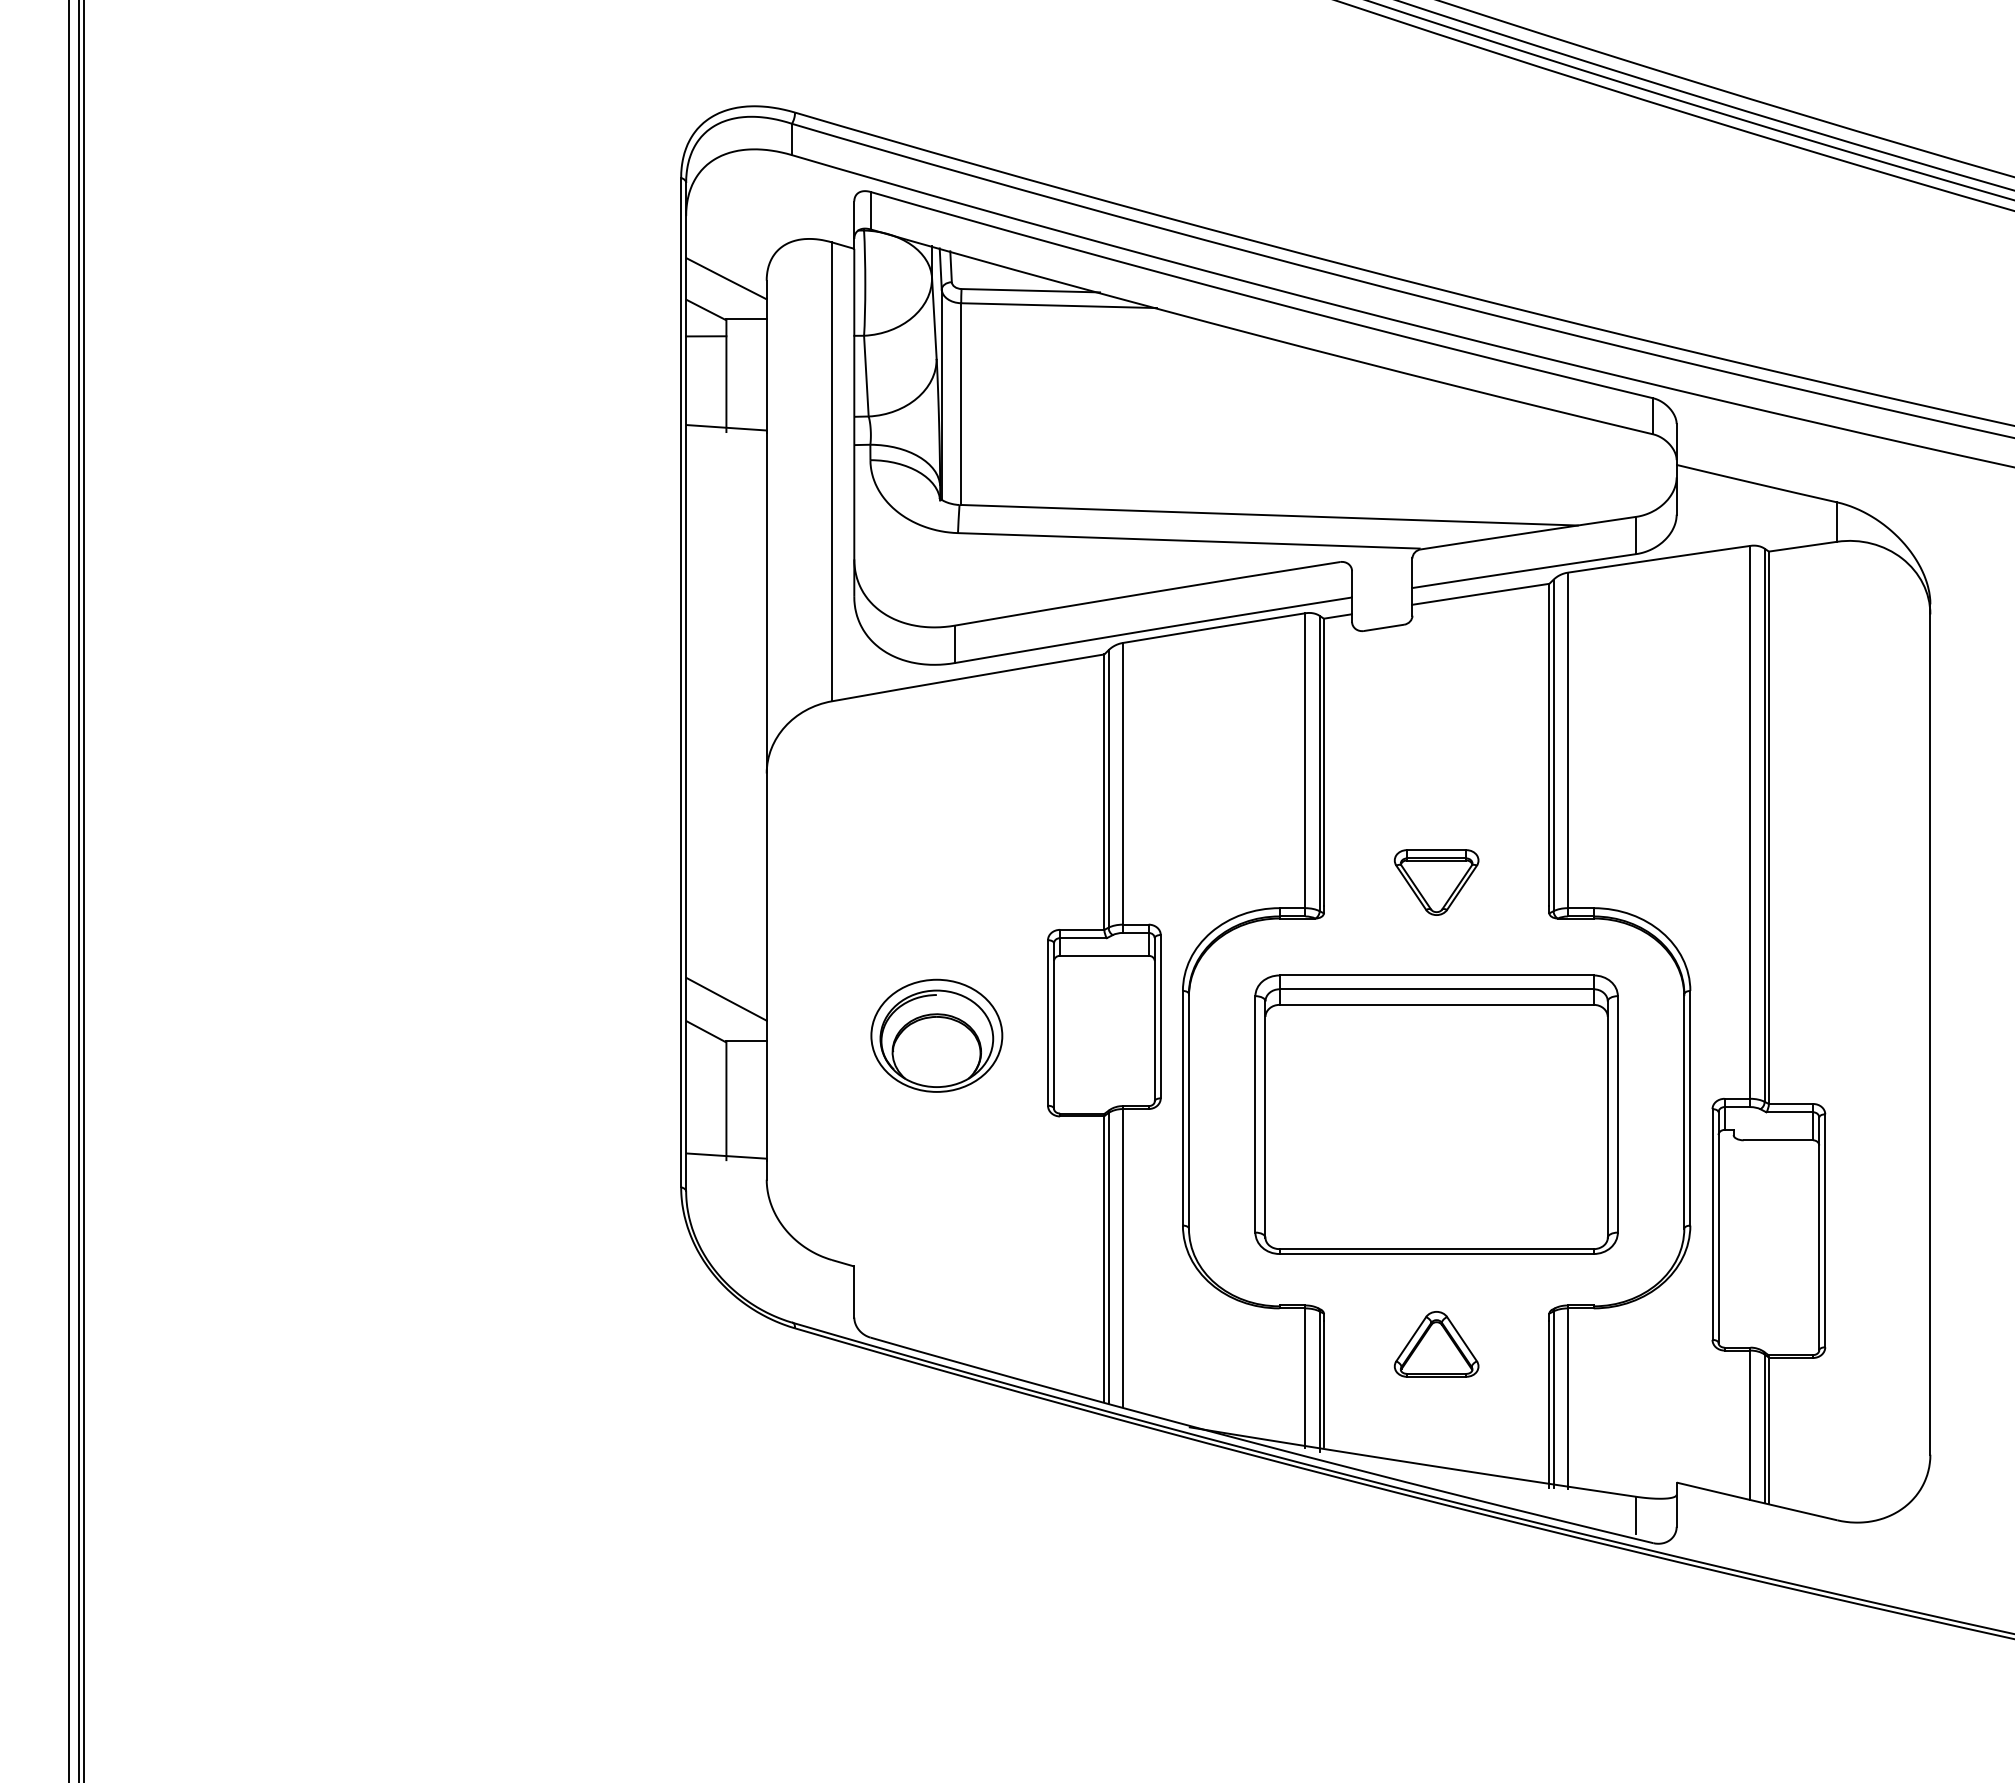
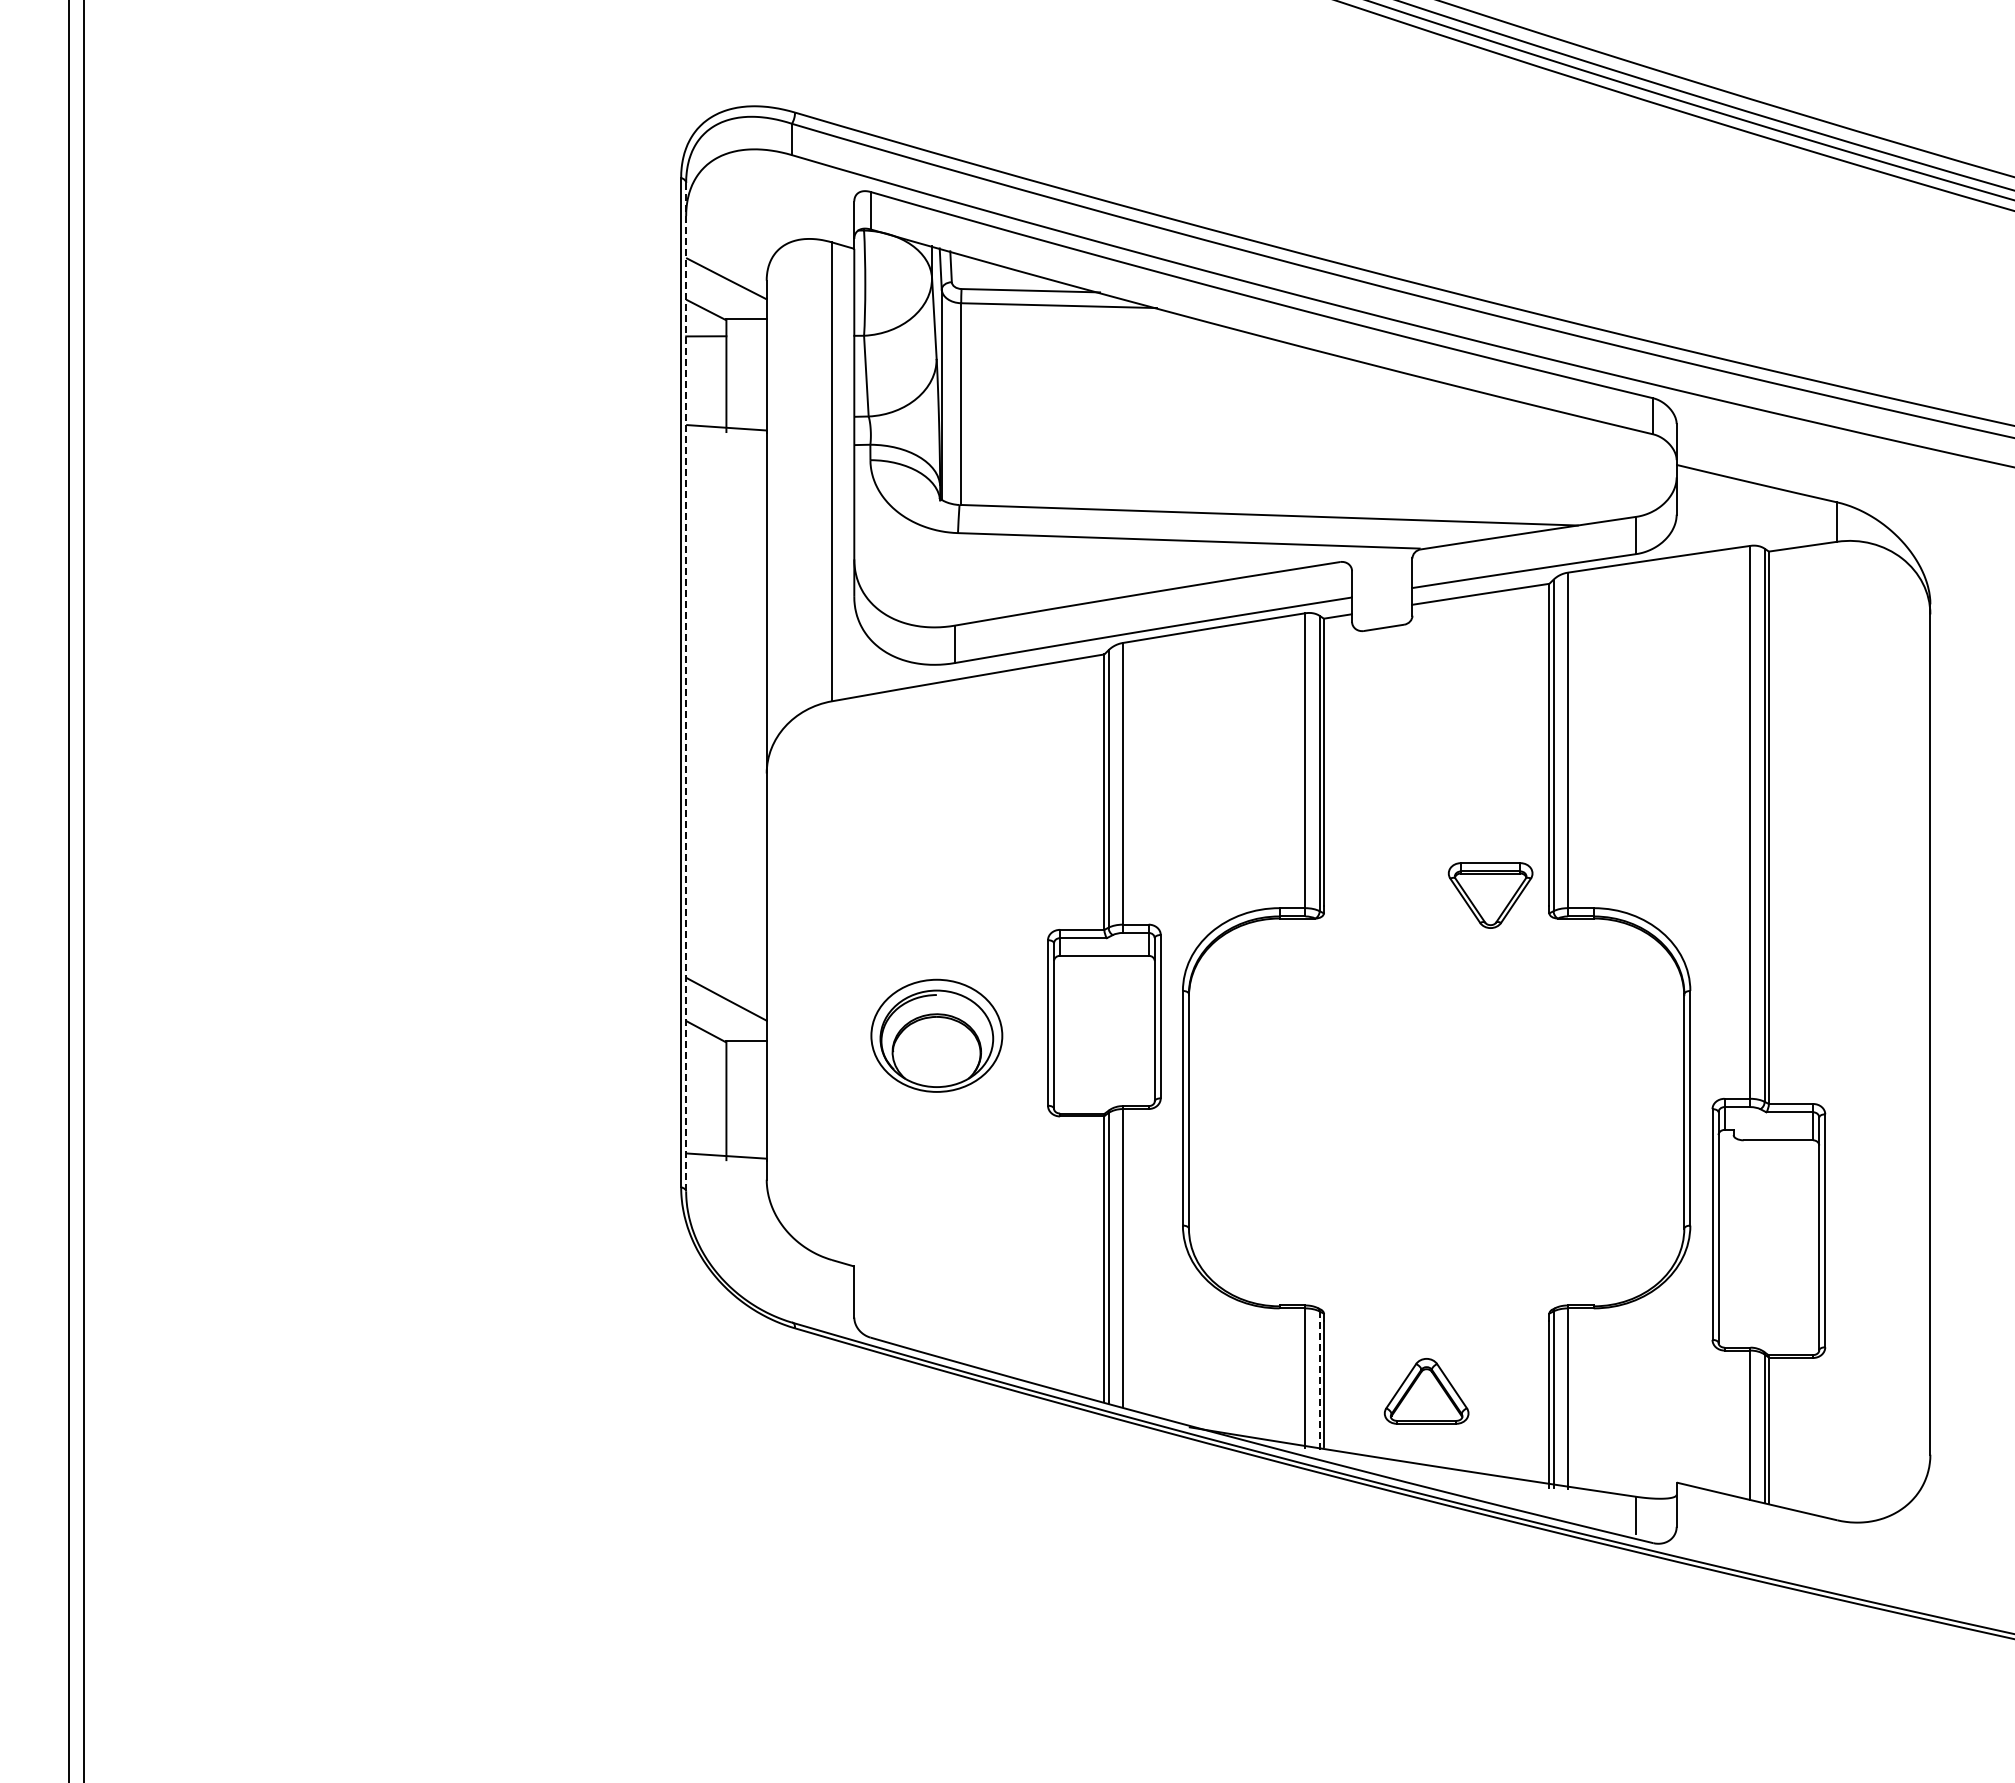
line: solid -> dashed (686, 687)
part position: (1436, 882) -> (1490, 895) (1490, 895)
line: present -> none (78, 890)
part: present -> none (1436, 1114)
part position: (1436, 1344) -> (1426, 1391) (1426, 1391)
line: solid -> dashed (1319, 1381)
